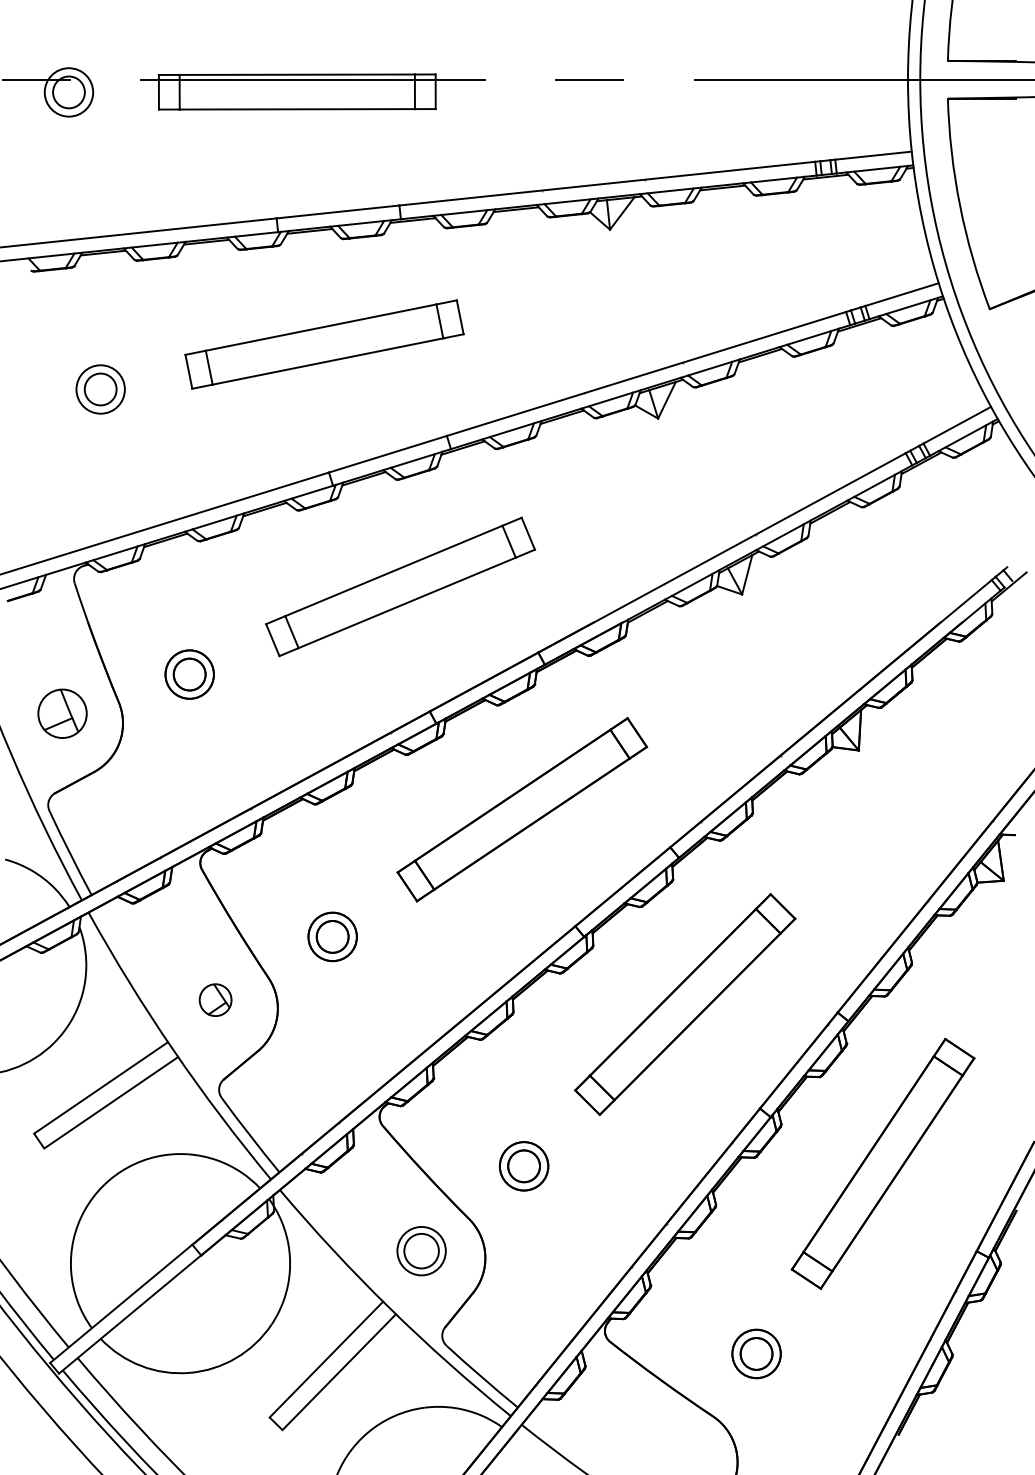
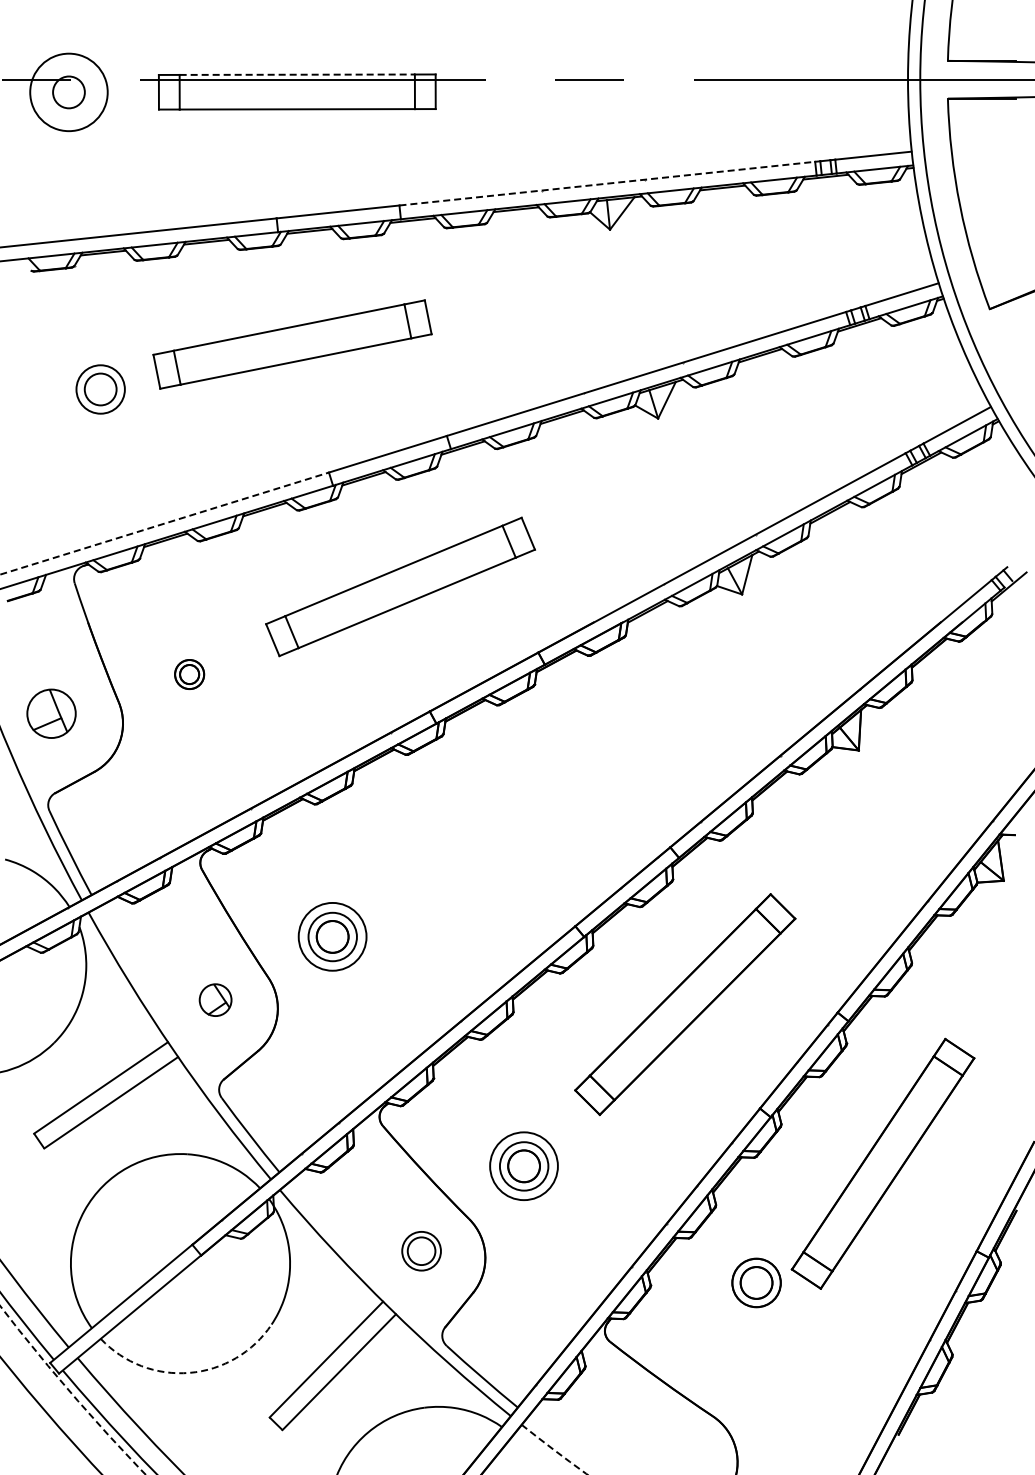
line: solid -> dashed (297, 74)
circle diameter: 48 px -> 77 px (68, 92)
line: solid -> dashed (607, 183)
part position: (324, 344) -> (292, 344) (292, 344)
line: solid -> dashed (164, 523)
part size: 51x51 px -> 32x31 px (189, 674)
part position: (62, 713) -> (51, 713) (51, 713)
part: present -> none (522, 809)
circle diameter: 48 px -> 68 px (332, 936)
circle diameter: 48 px -> 68 px (523, 1166)
part size: 51x51 px -> 41x41 px (421, 1251)
part position: (756, 1353) -> (756, 1282) (756, 1282)
arc: solid -> dashed (189, 1372)
arc: solid -> dashed (71, 1393)
arc: solid -> dashed (554, 1450)
